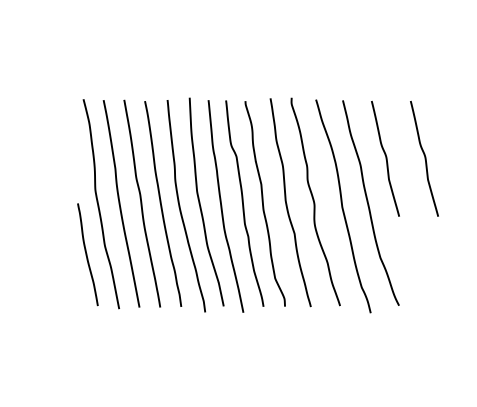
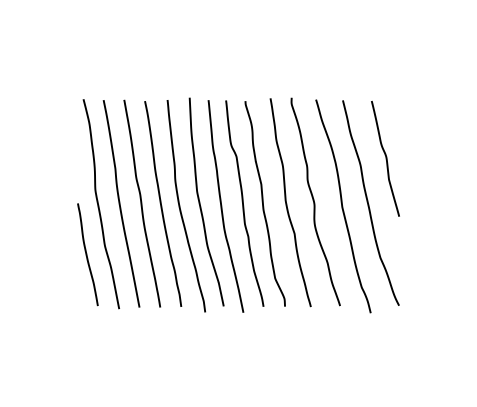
curve: present -> none (424, 158)
